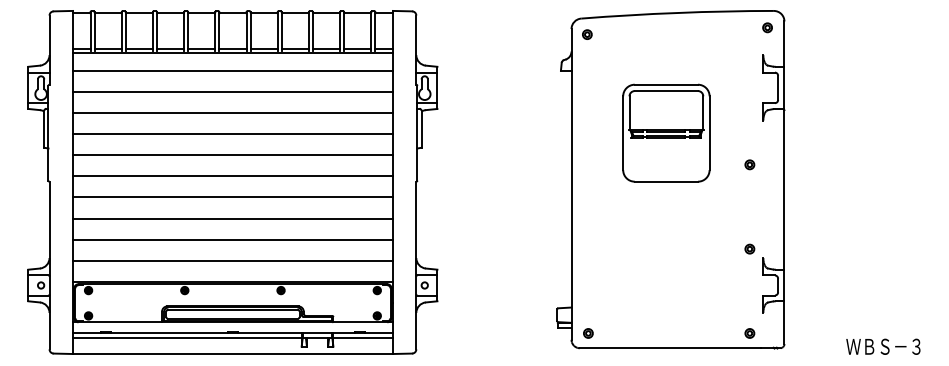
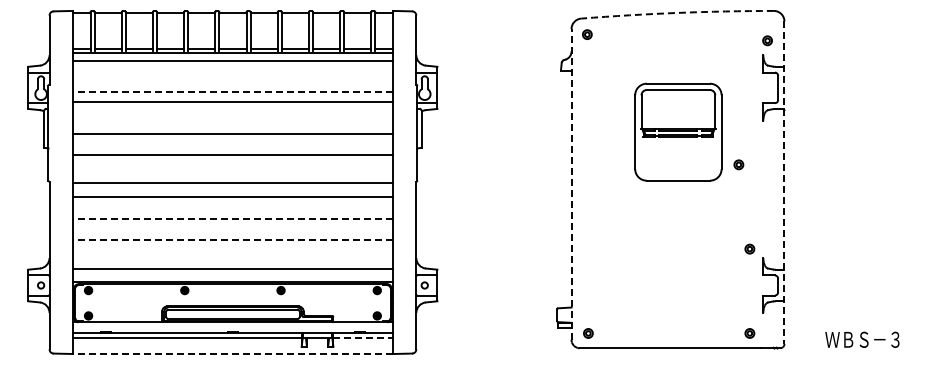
arc: solid -> dashed (677, 12)
part position: (767, 27) -> (767, 40) (767, 40)
line position: (232, 70) -> (232, 60) (232, 60)
line: solid -> dashed (232, 91)
line position: (232, 112) -> (232, 101) (232, 101)
part position: (666, 132) -> (678, 131) (678, 131)
part position: (749, 164) -> (738, 164) (738, 164)
line position: (232, 176) -> (232, 183) (232, 183)
line: solid -> dashed (571, 183)
line: solid -> dashed (784, 183)
line: solid -> dashed (232, 218)
line: solid -> dashed (232, 239)
line position: (232, 260) -> (232, 268) (232, 268)
line: solid -> dashed (363, 338)
text position: (883, 346) -> (862, 339) (862, 339)
line: solid -> dashed (232, 354)
